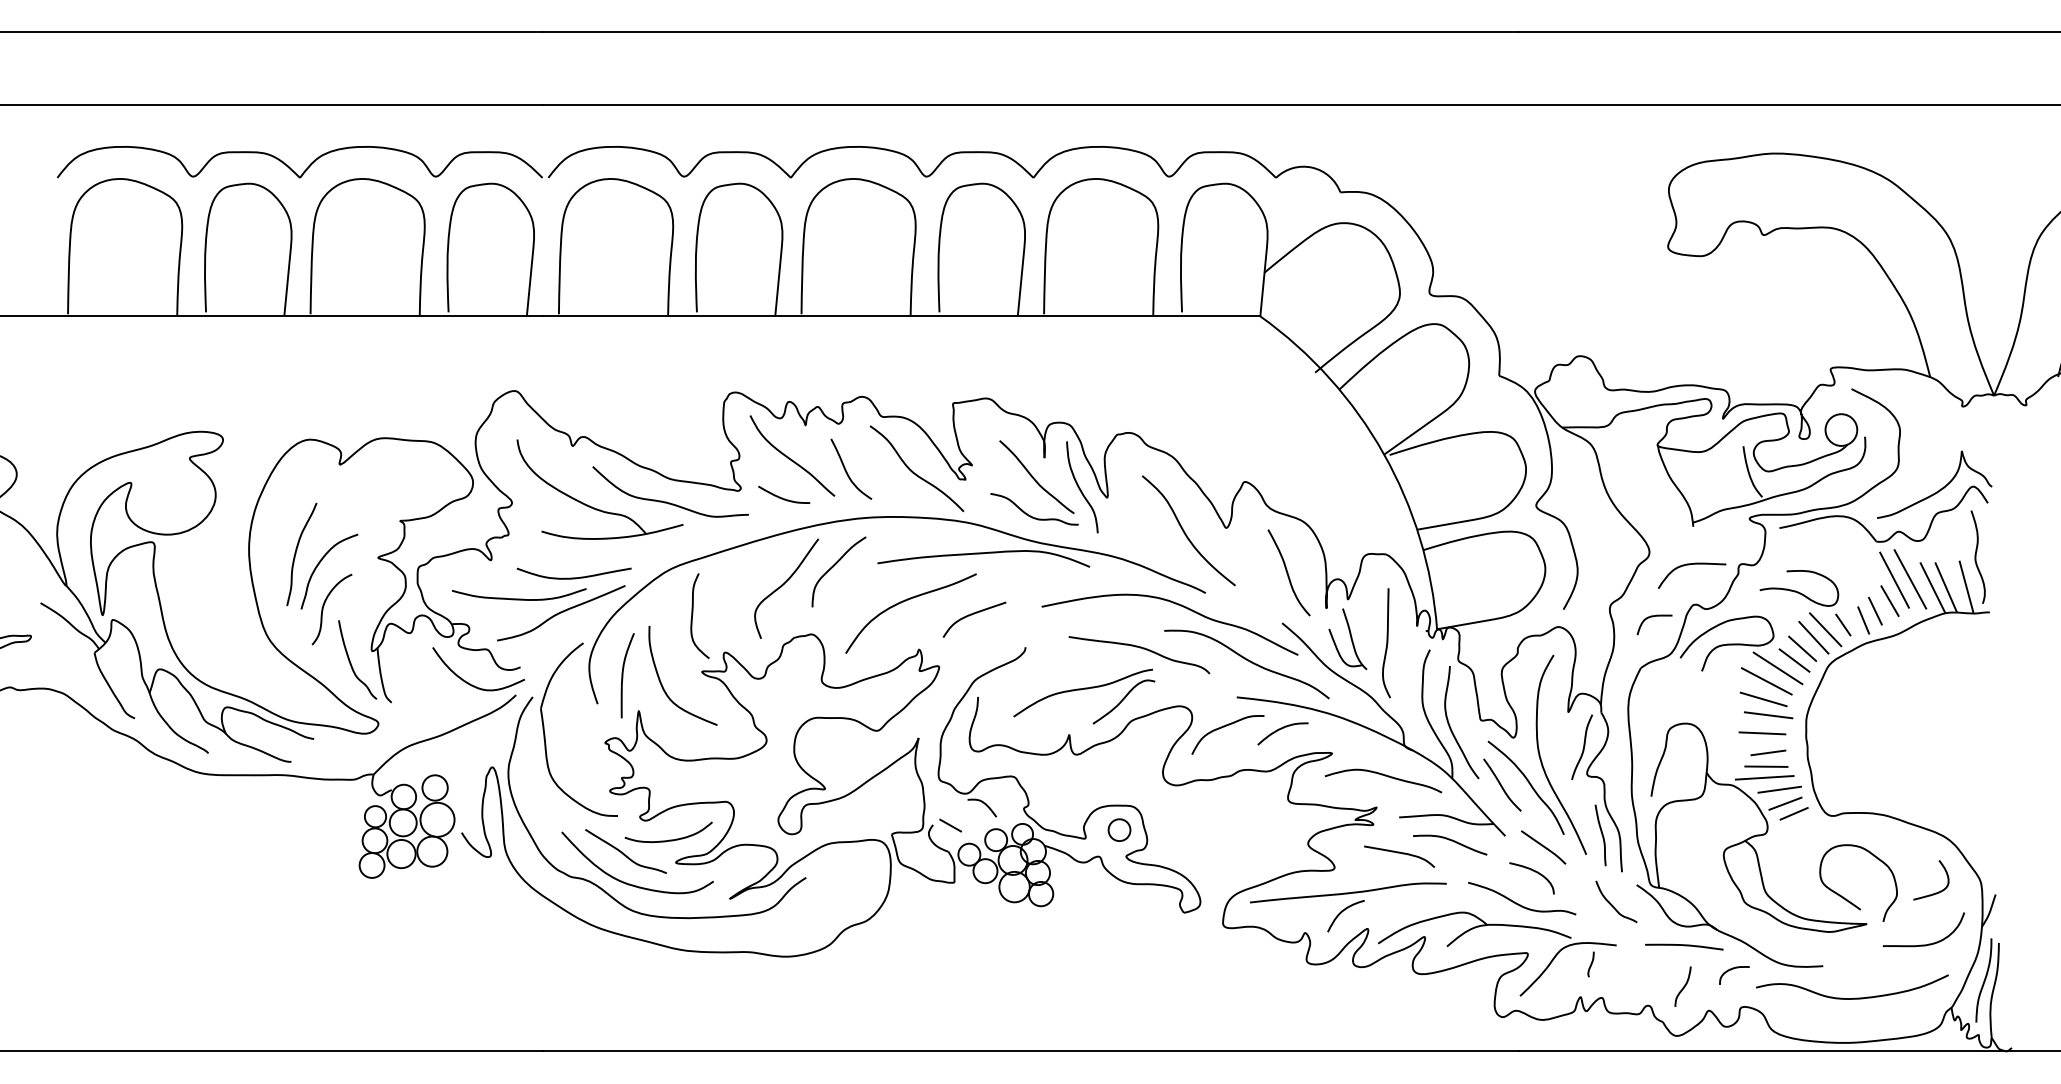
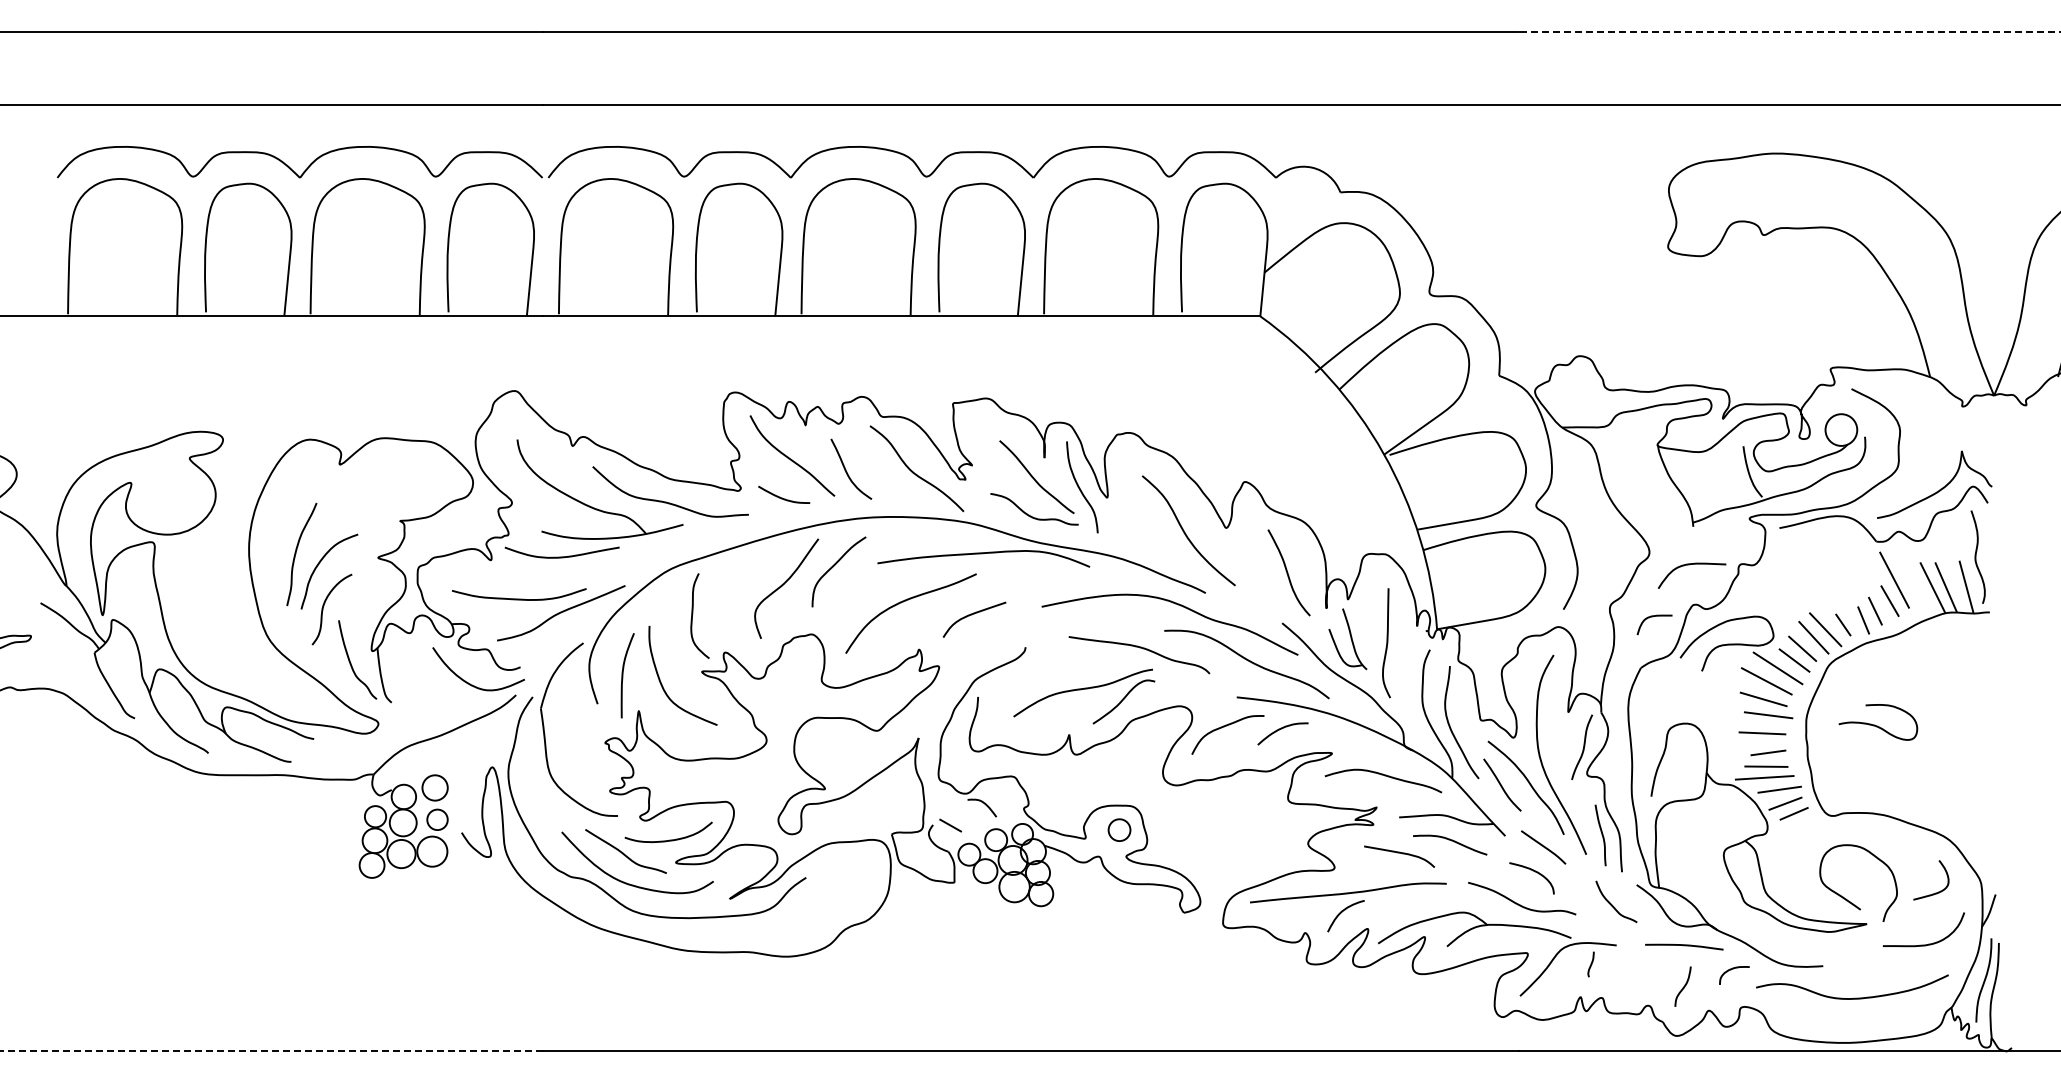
line: solid -> dashed (1789, 32)
curve position: (573, 577) -> (561, 556) (561, 556)
line: present -> none (1910, 579)
curve position: (1798, 591) -> (1877, 725) (1877, 725)
circle diameter: 34 px -> 20 px (437, 819)
line: solid -> dashed (270, 1051)
